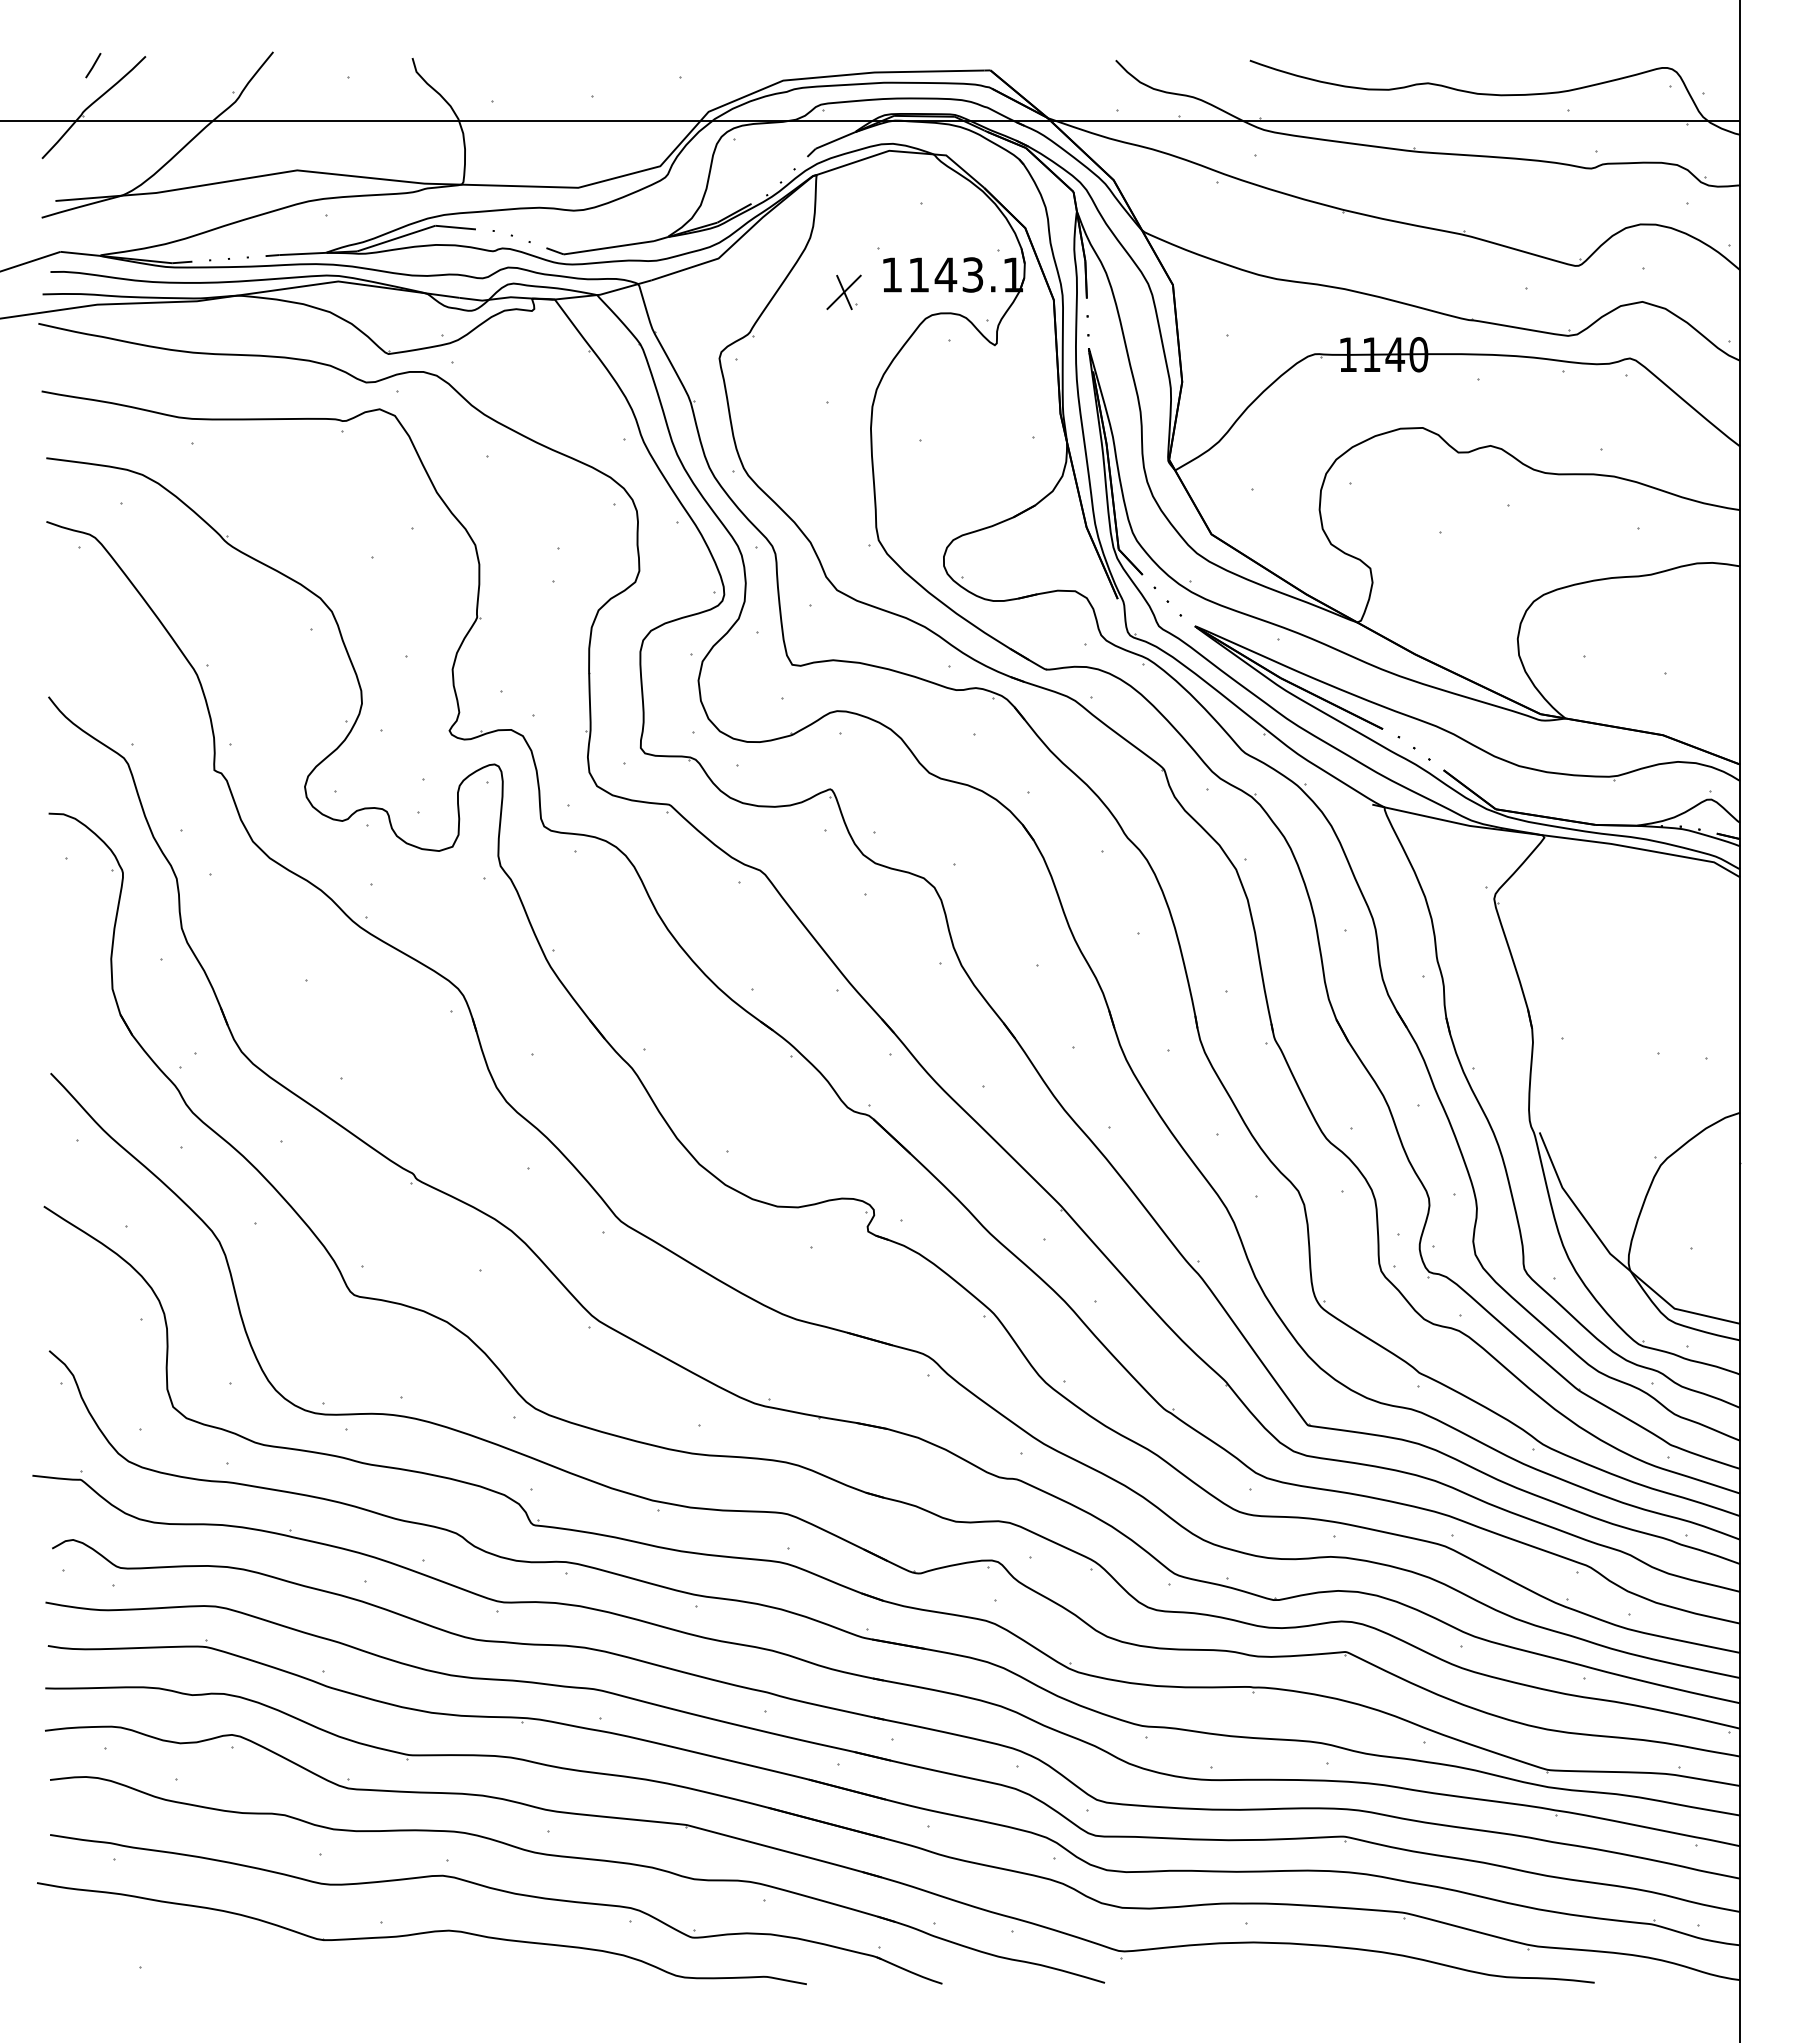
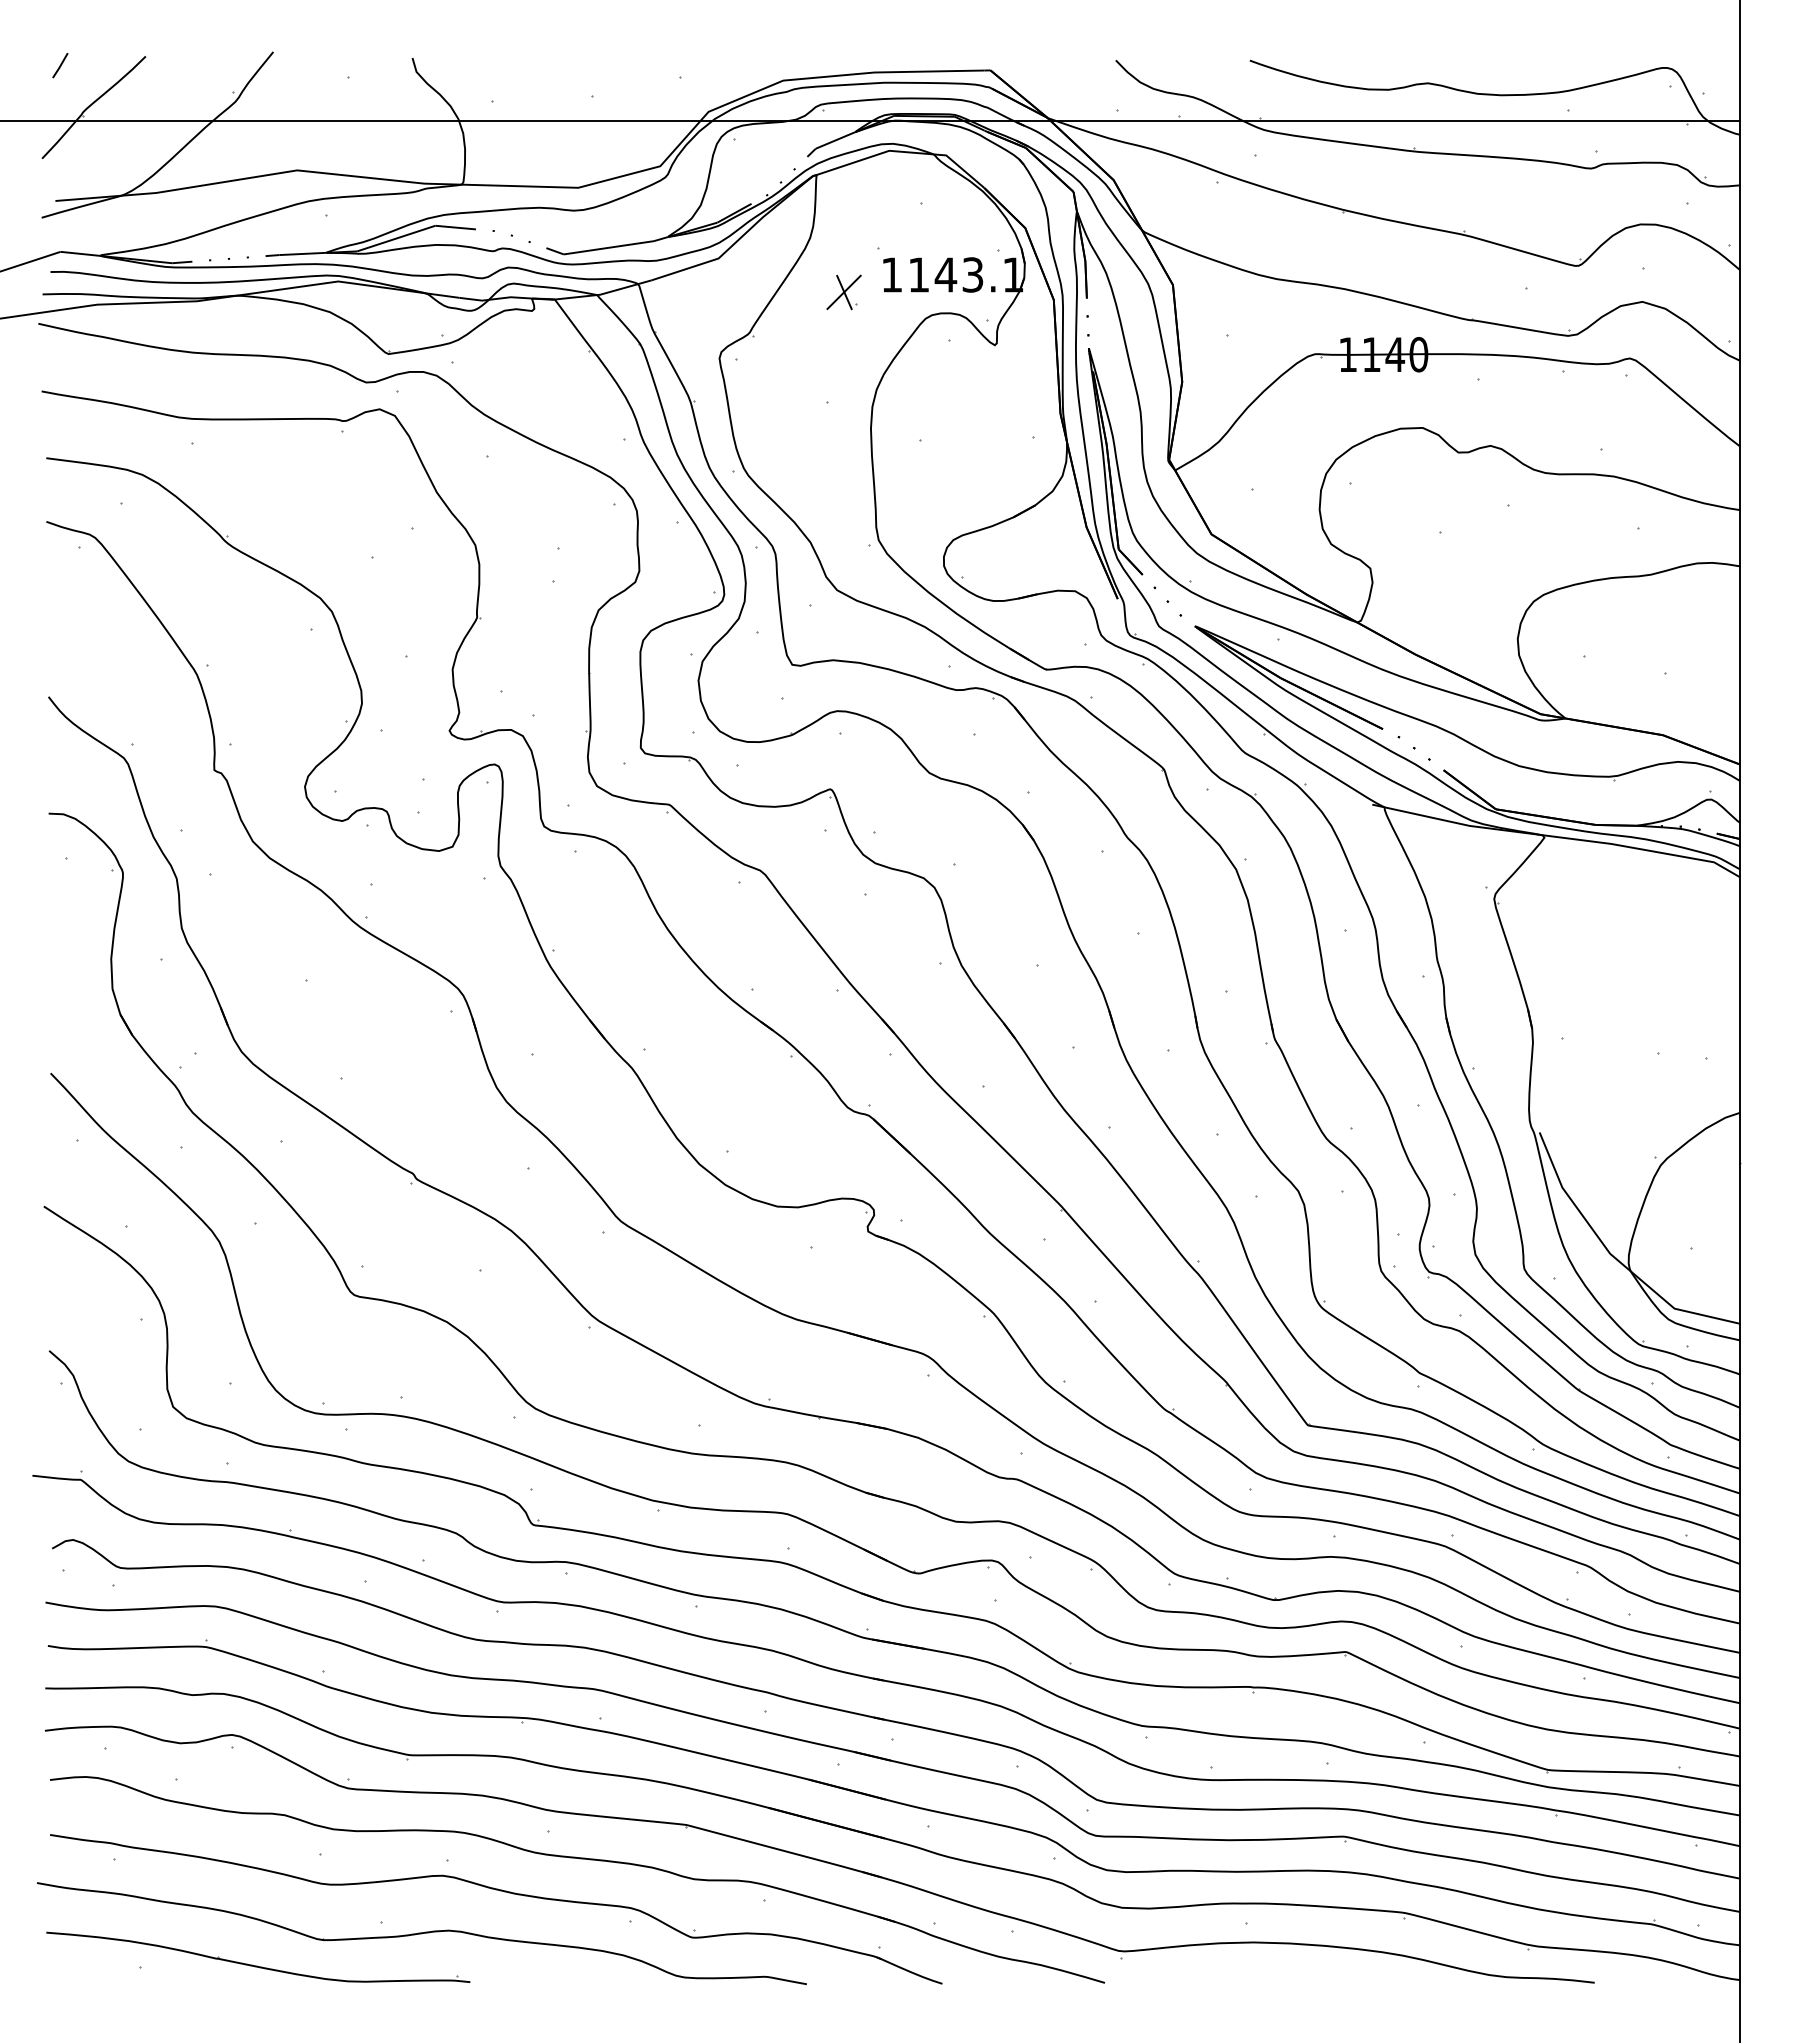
line position: (93, 65) -> (60, 65) (60, 65)
part: none -> present (257, 1965)
